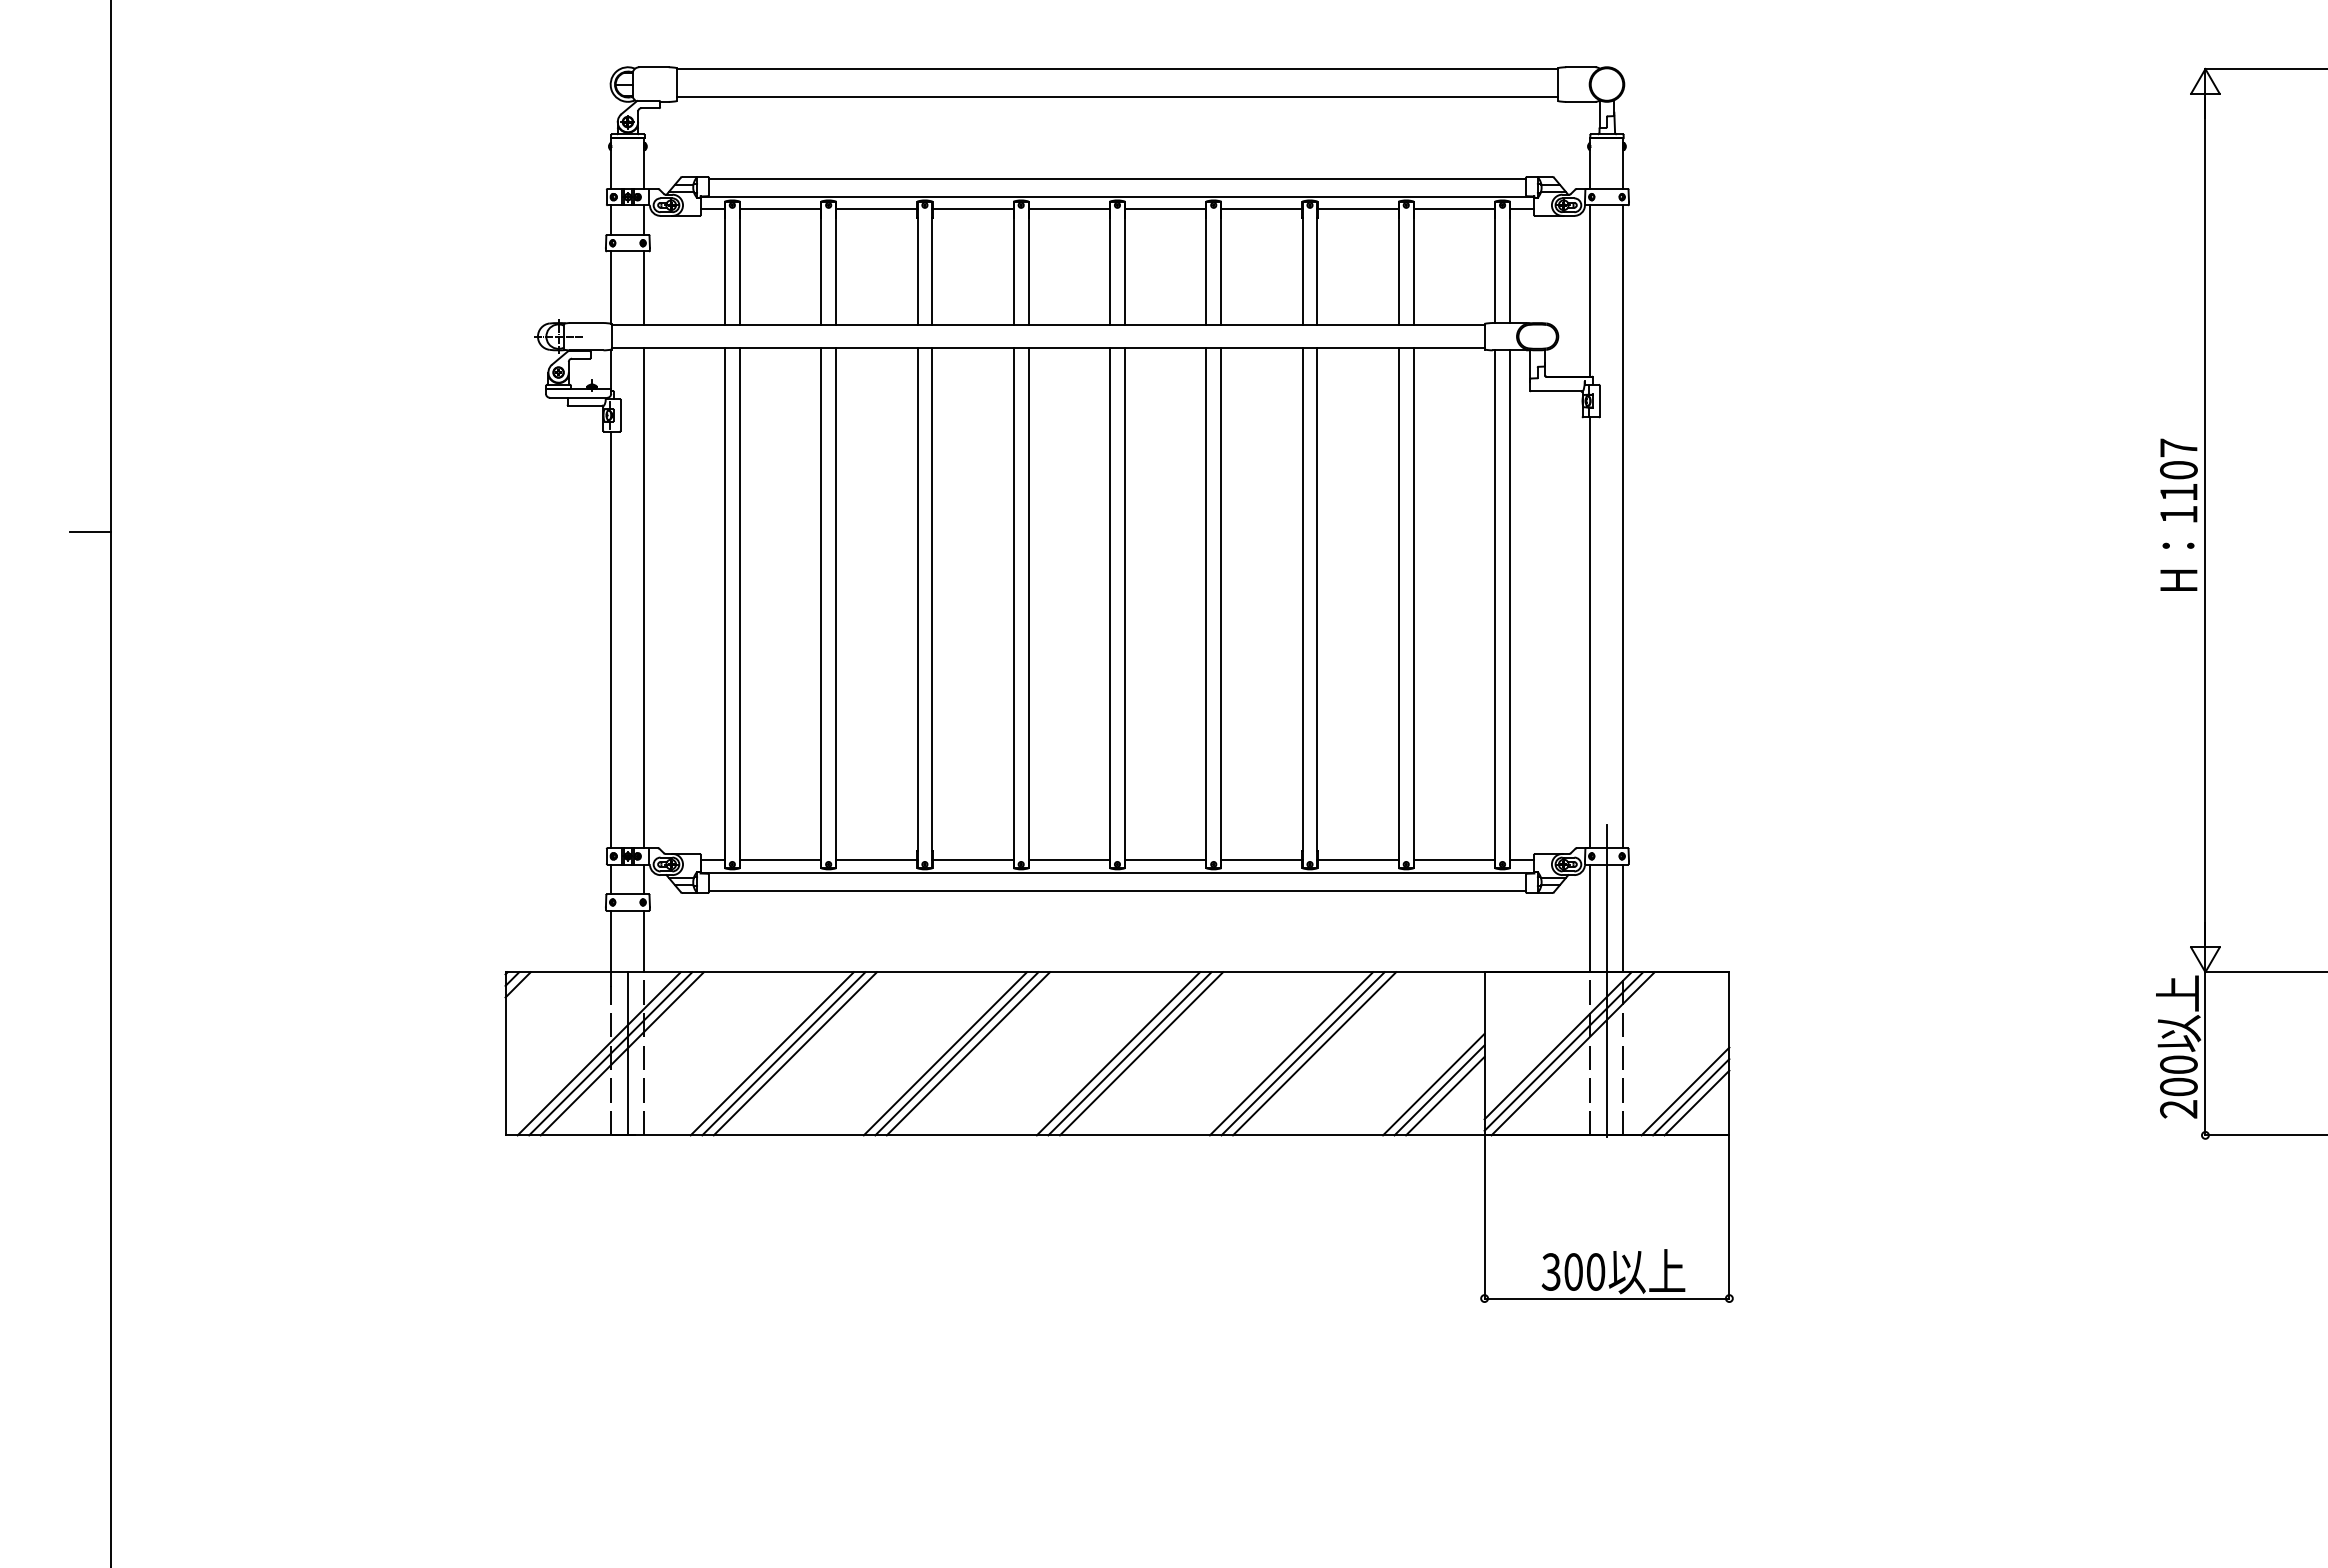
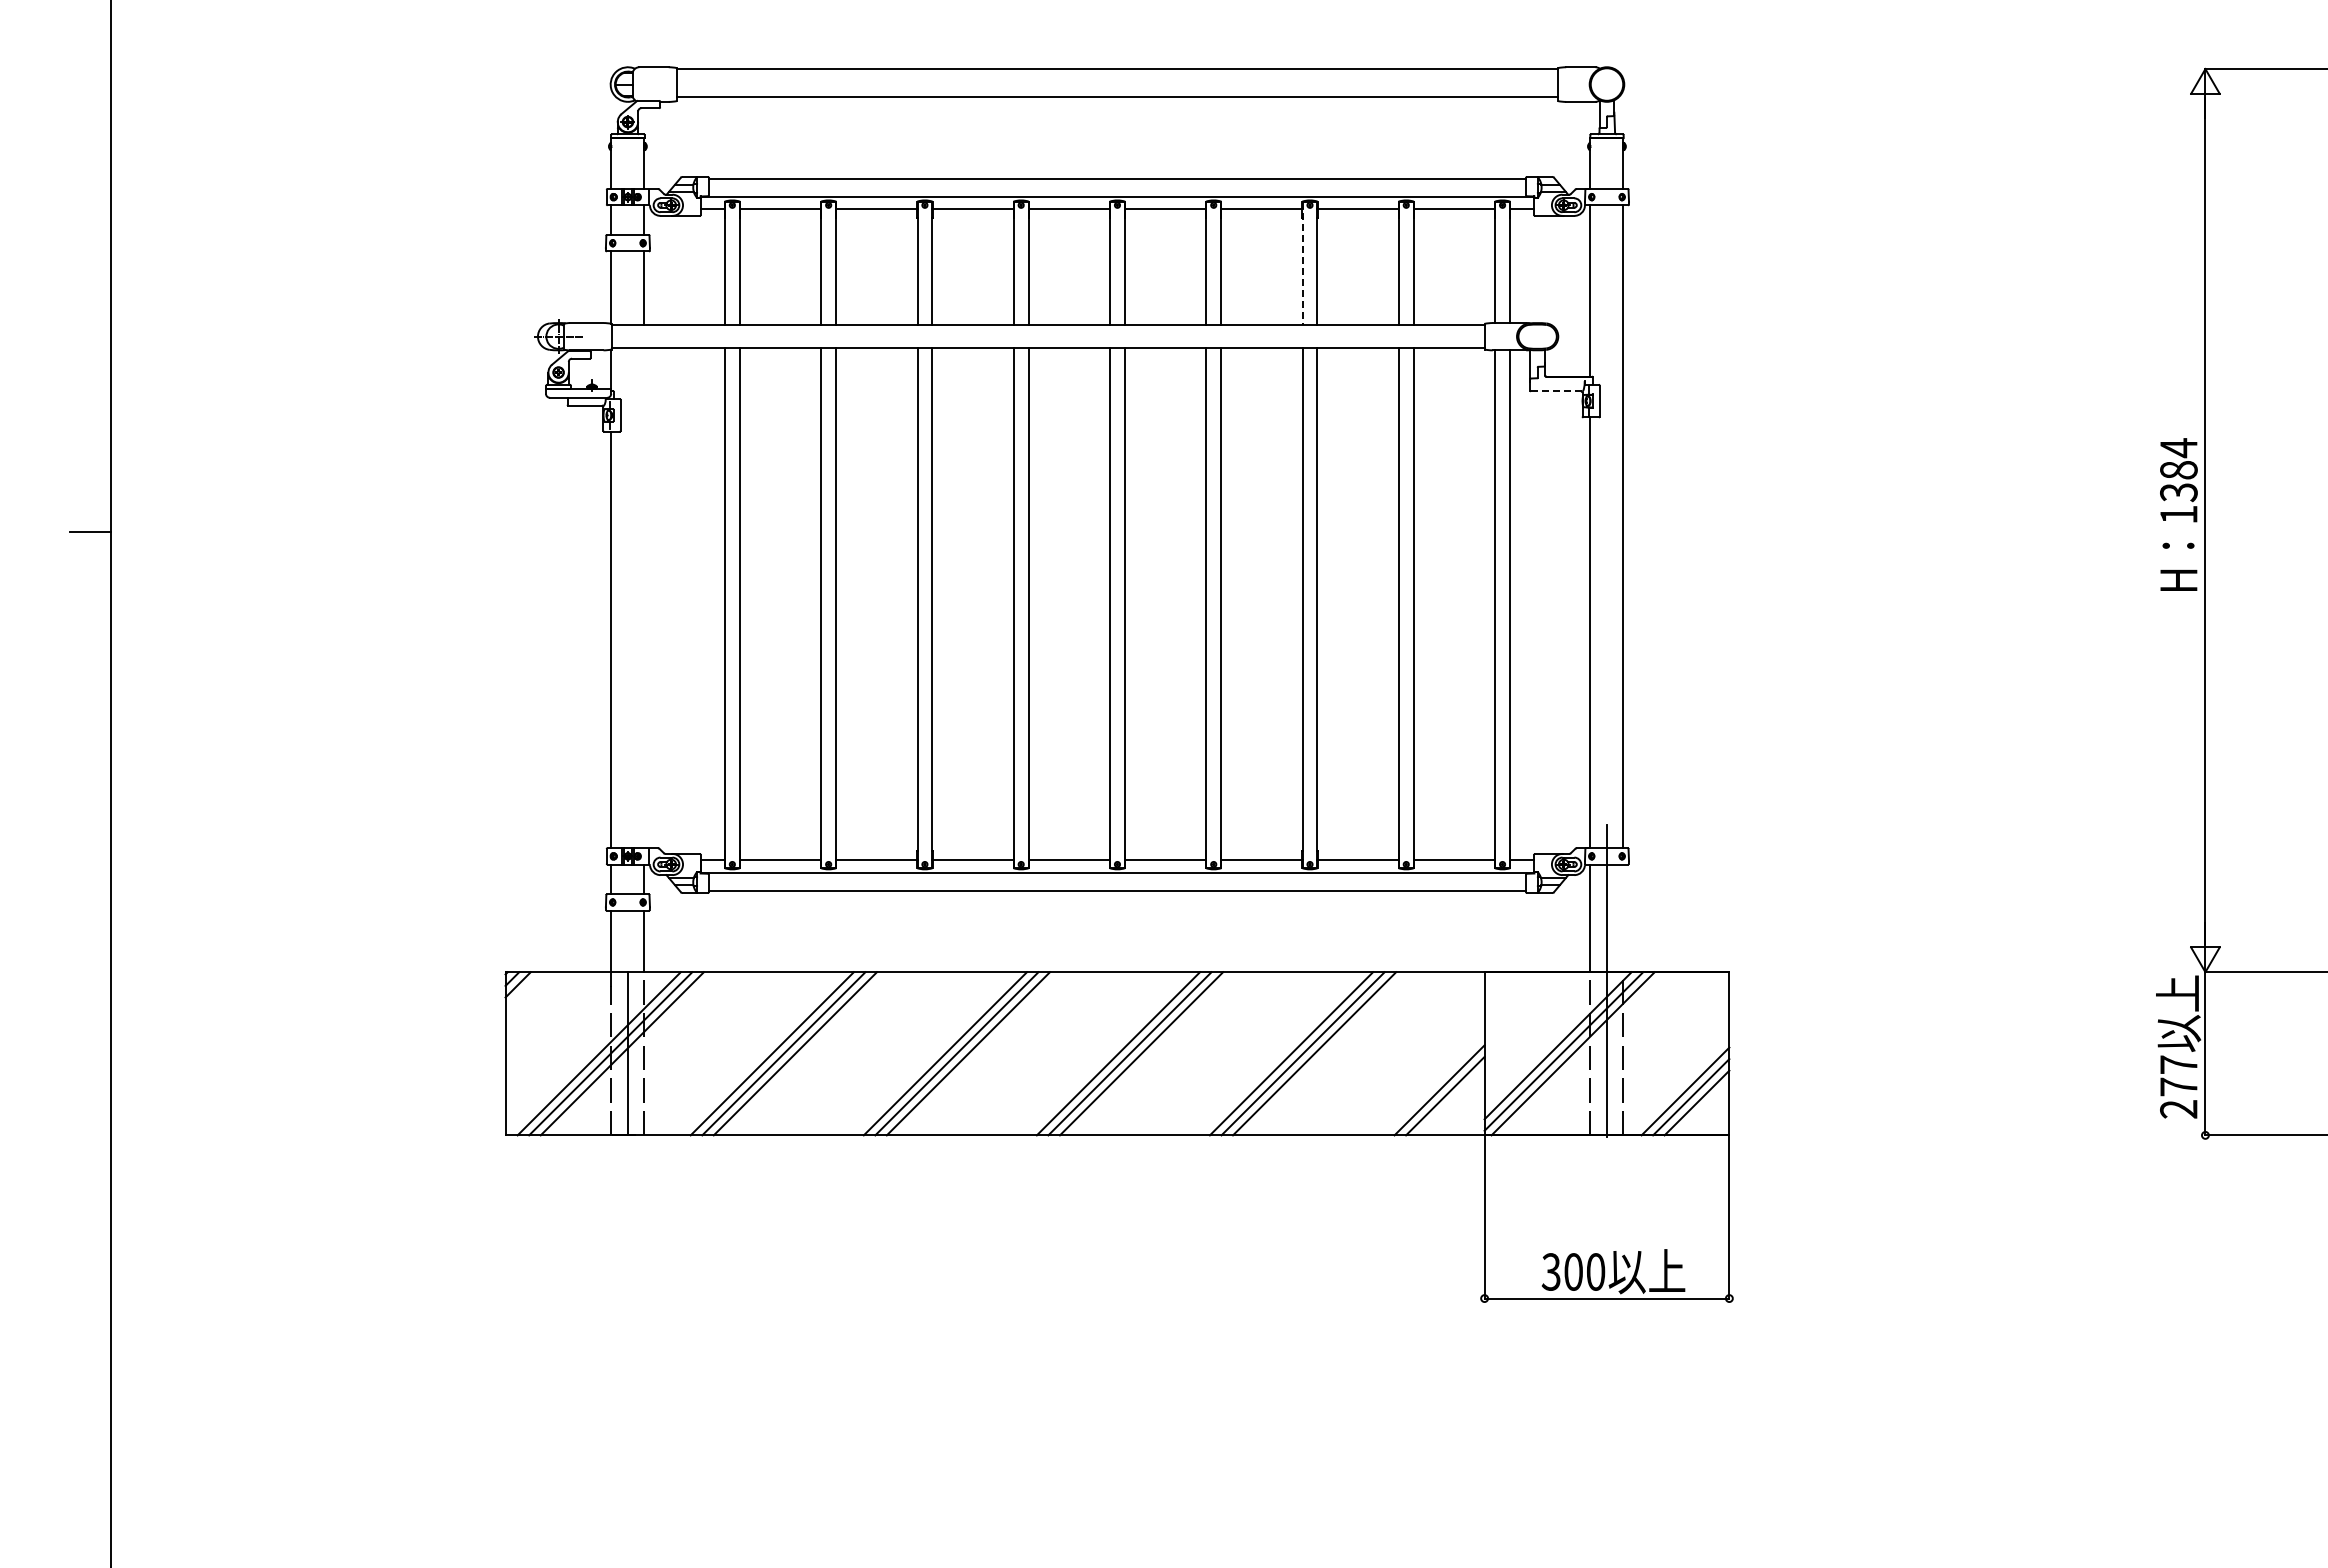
line: solid -> dashed (1302, 263)
line: solid -> dashed (1556, 391)
text: 1107 -> 1384 (2178, 470)
line: present -> none (644, 597)
line: present -> none (1623, 918)
text: 200 -> 277 (2178, 1075)
line: present -> none (1433, 1084)
